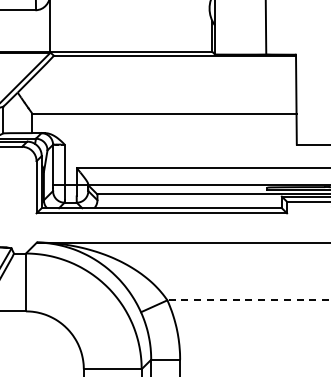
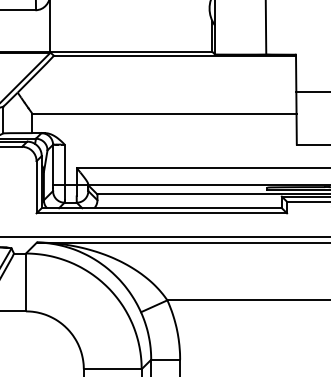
line: none -> present (311, 92)
line: none -> present (164, 237)
line: dashed -> solid (248, 300)
